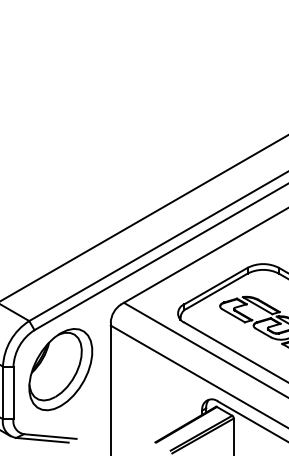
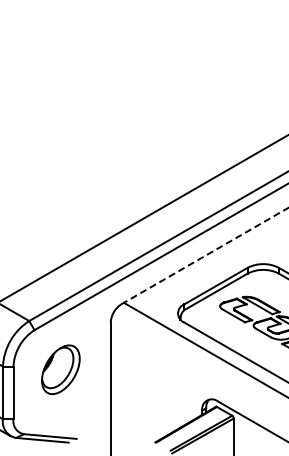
line: solid -> dashed (205, 255)
part size: 66x84 px -> 40x51 px (60, 369)
line: present -> none (197, 375)
